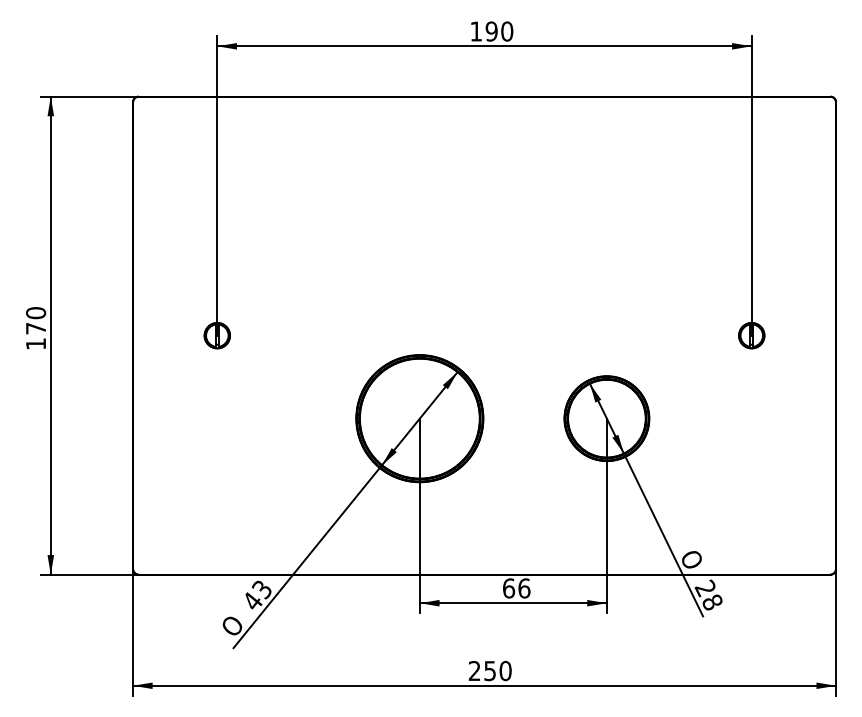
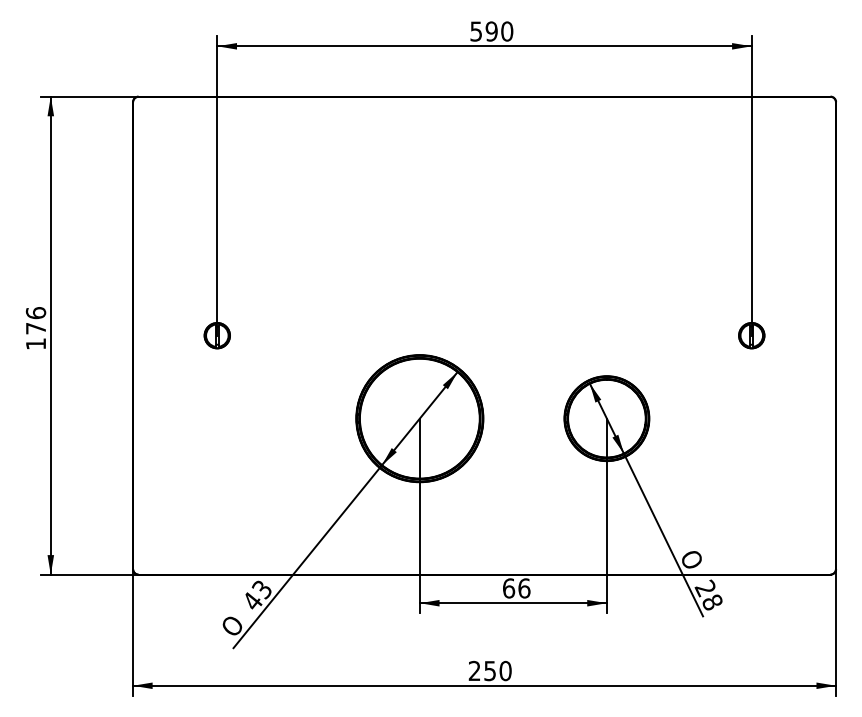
text: 190 -> 590 (475, 31)
text: 170 -> 176 (35, 313)
